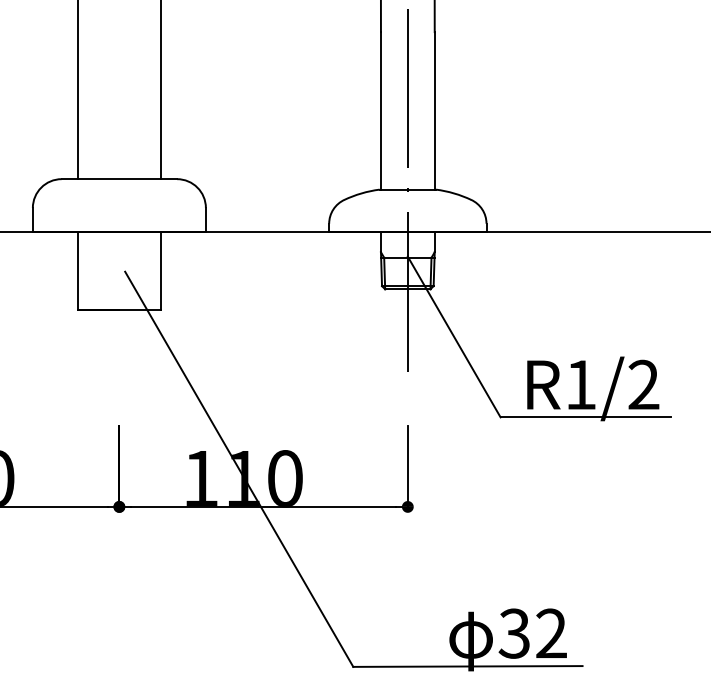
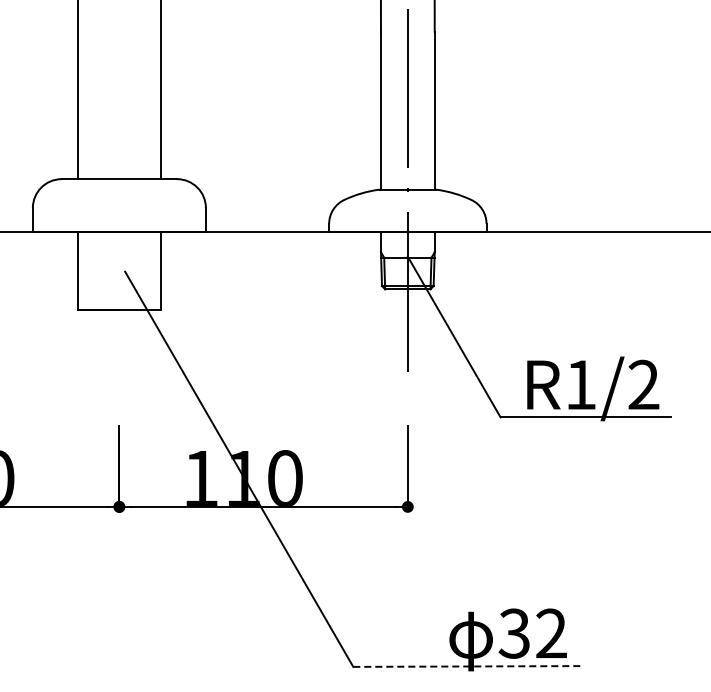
line: solid -> dashed (467, 666)
